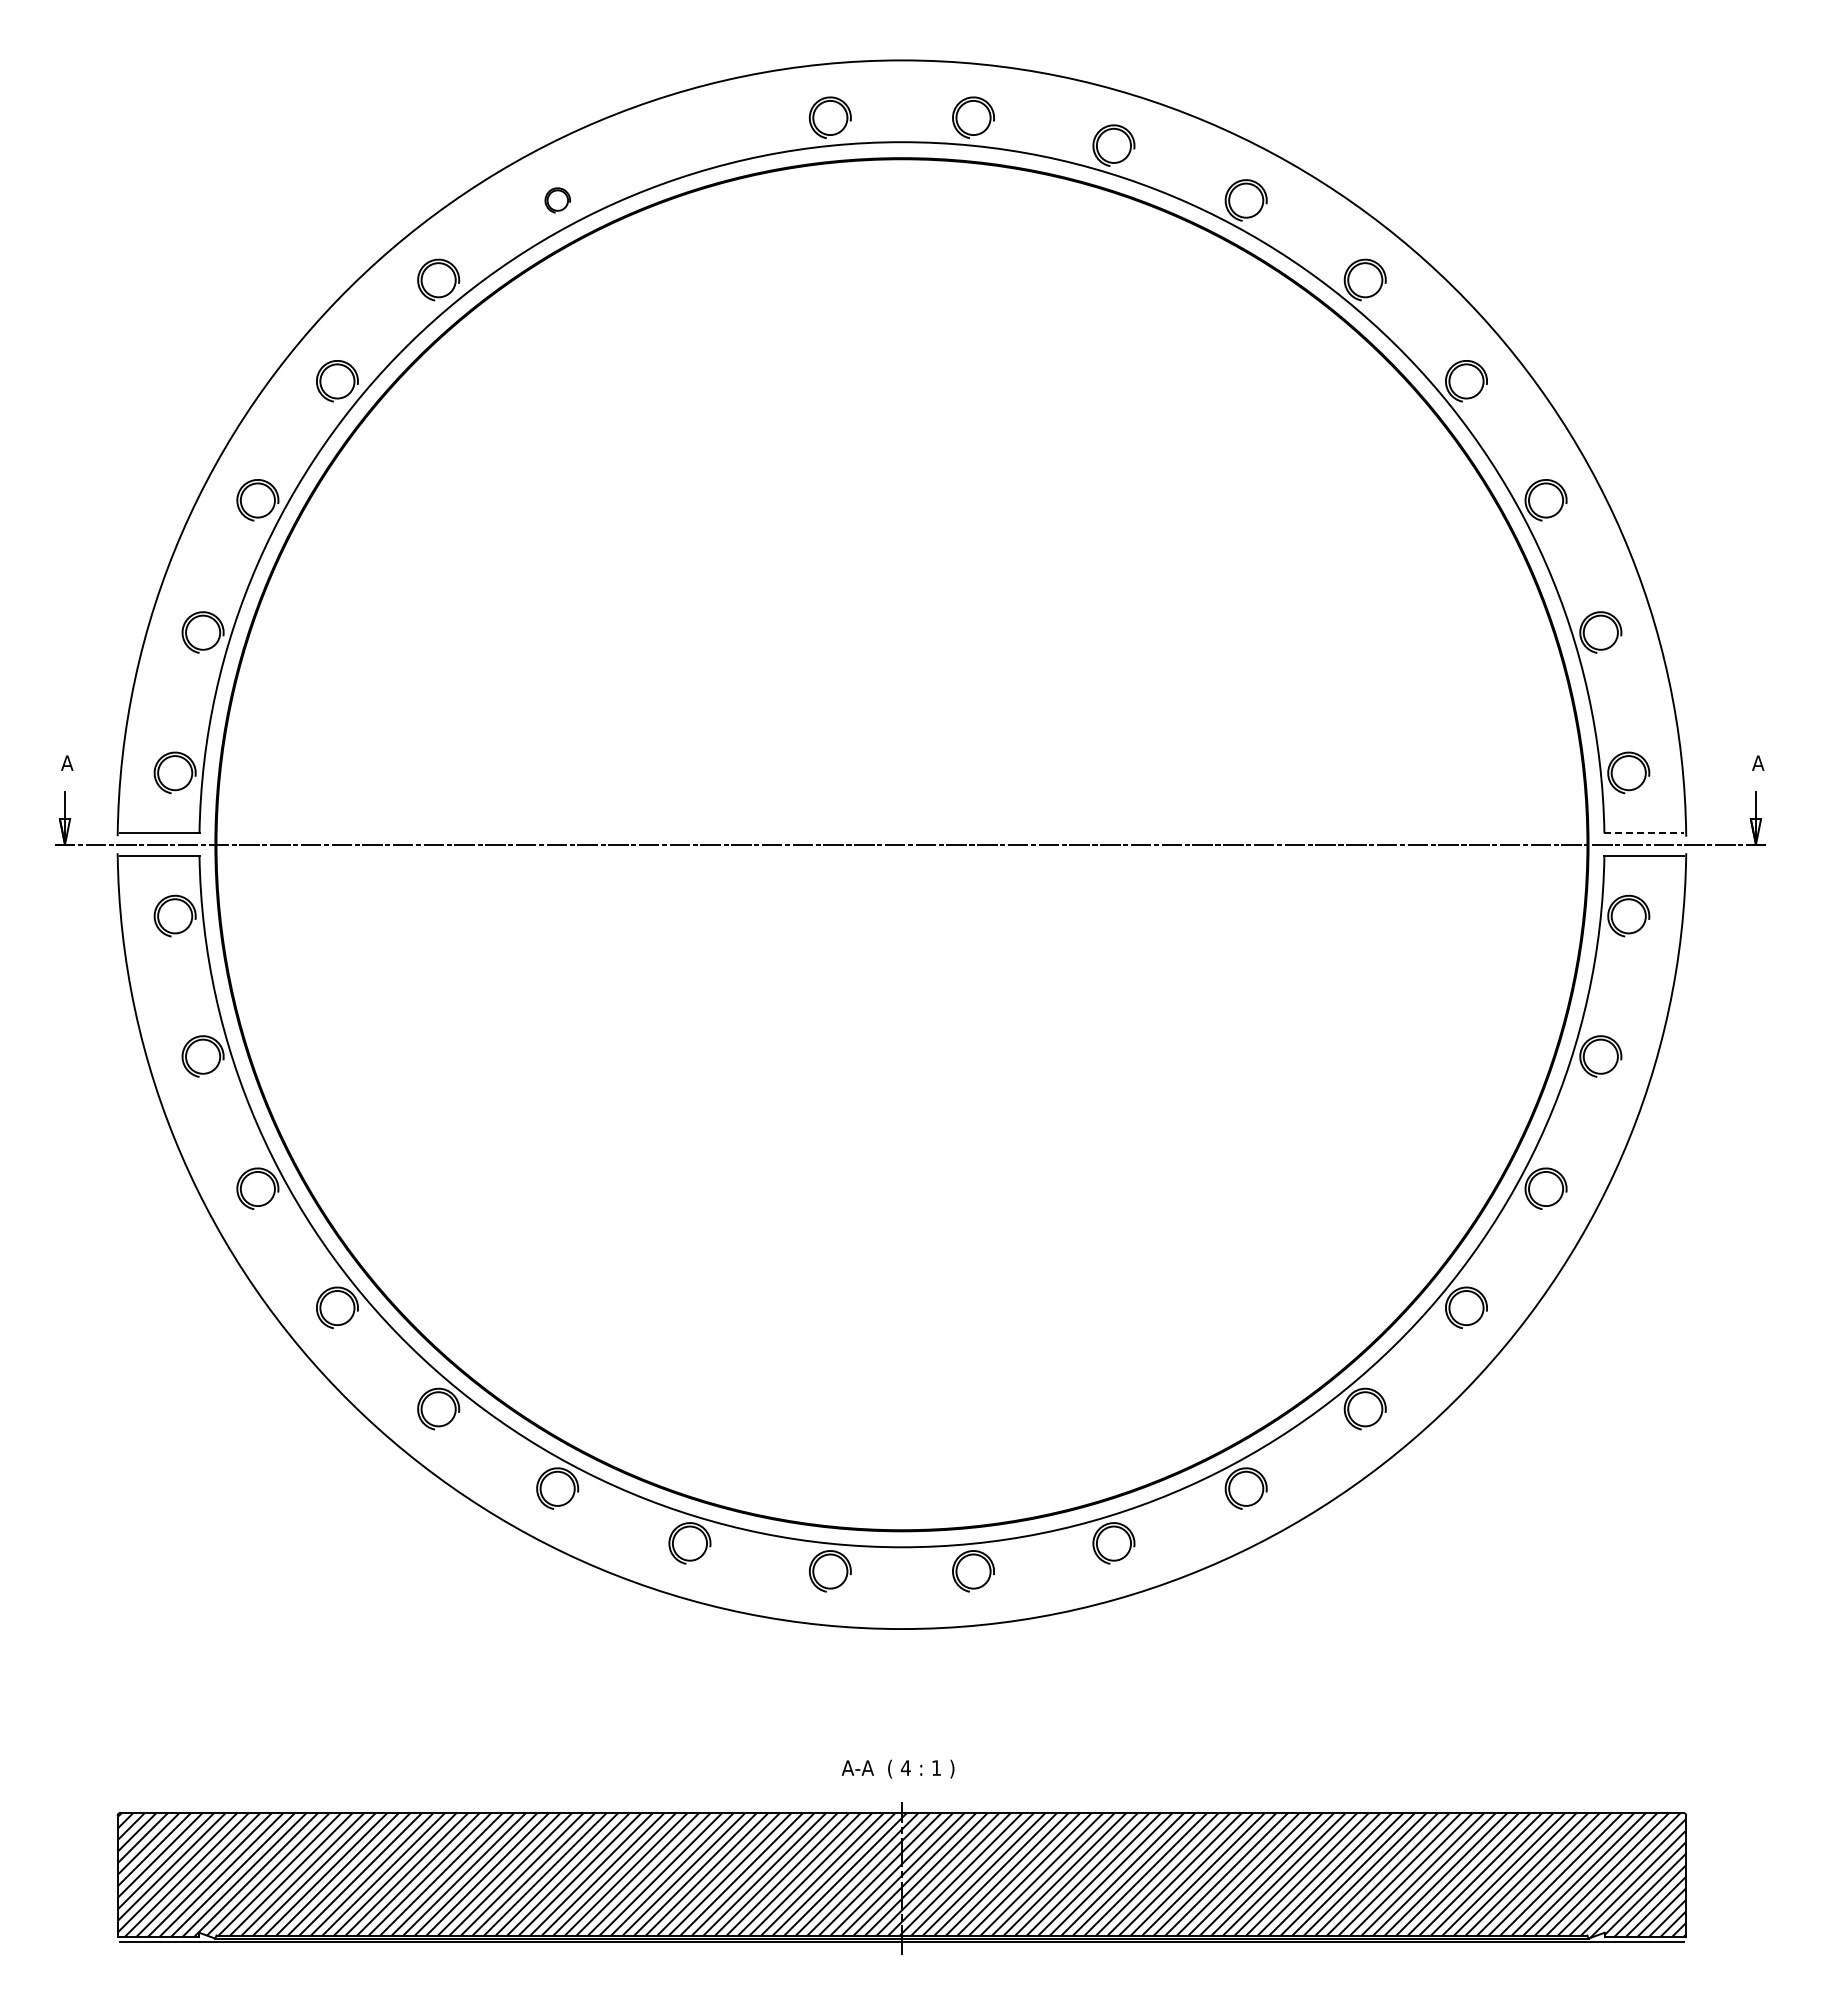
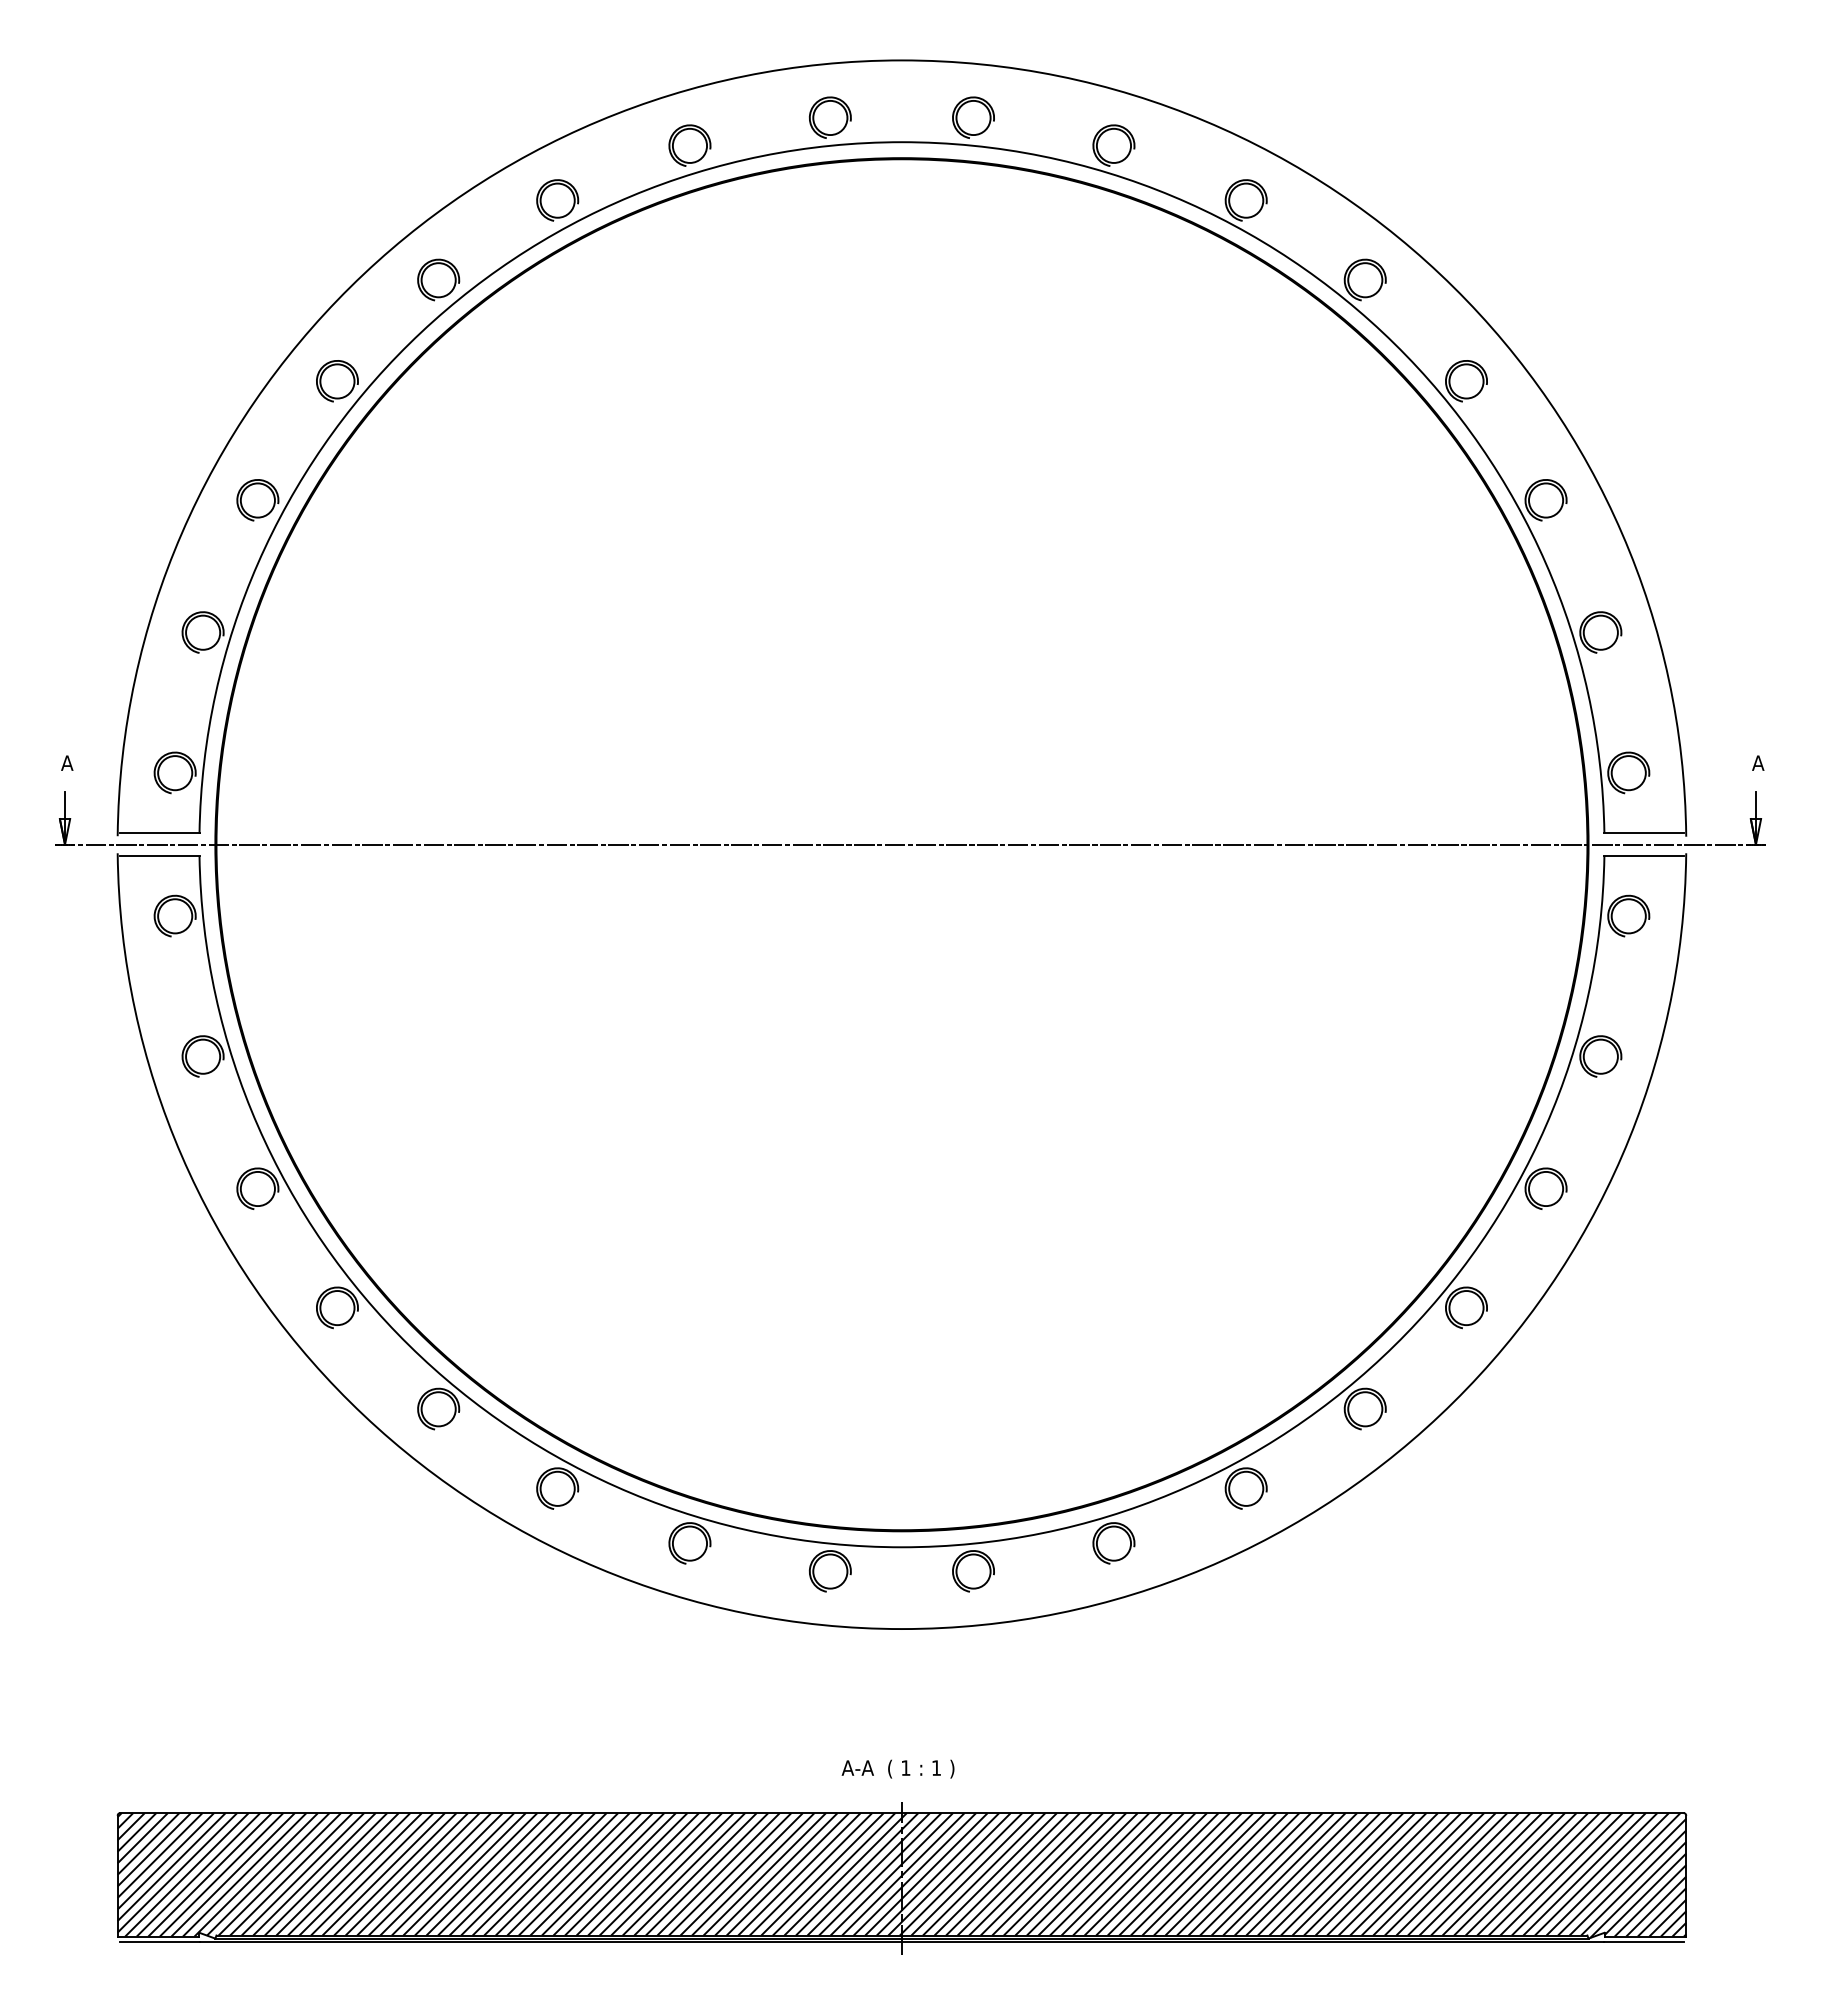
part: none -> present (689, 145)
part size: 27x27 px -> 44x43 px (557, 200)
line: dashed -> solid (1644, 833)
text: 4 -> 1 (905, 1767)
